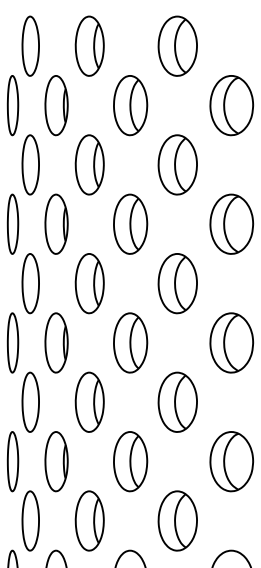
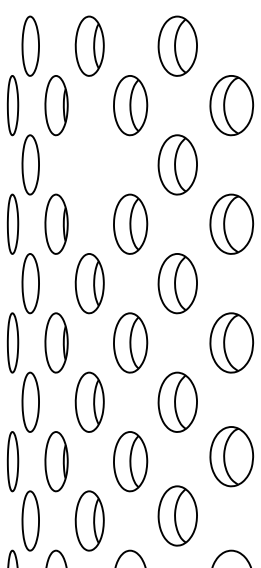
part: present -> none (89, 164)
part position: (231, 461) -> (231, 456) (231, 456)
part position: (177, 520) -> (177, 515) (177, 515)
